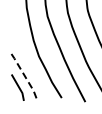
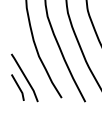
line: dashed -> solid (26, 78)
